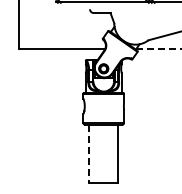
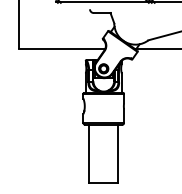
line: dashed -> solid (158, 49)
line: dashed -> solid (89, 154)
